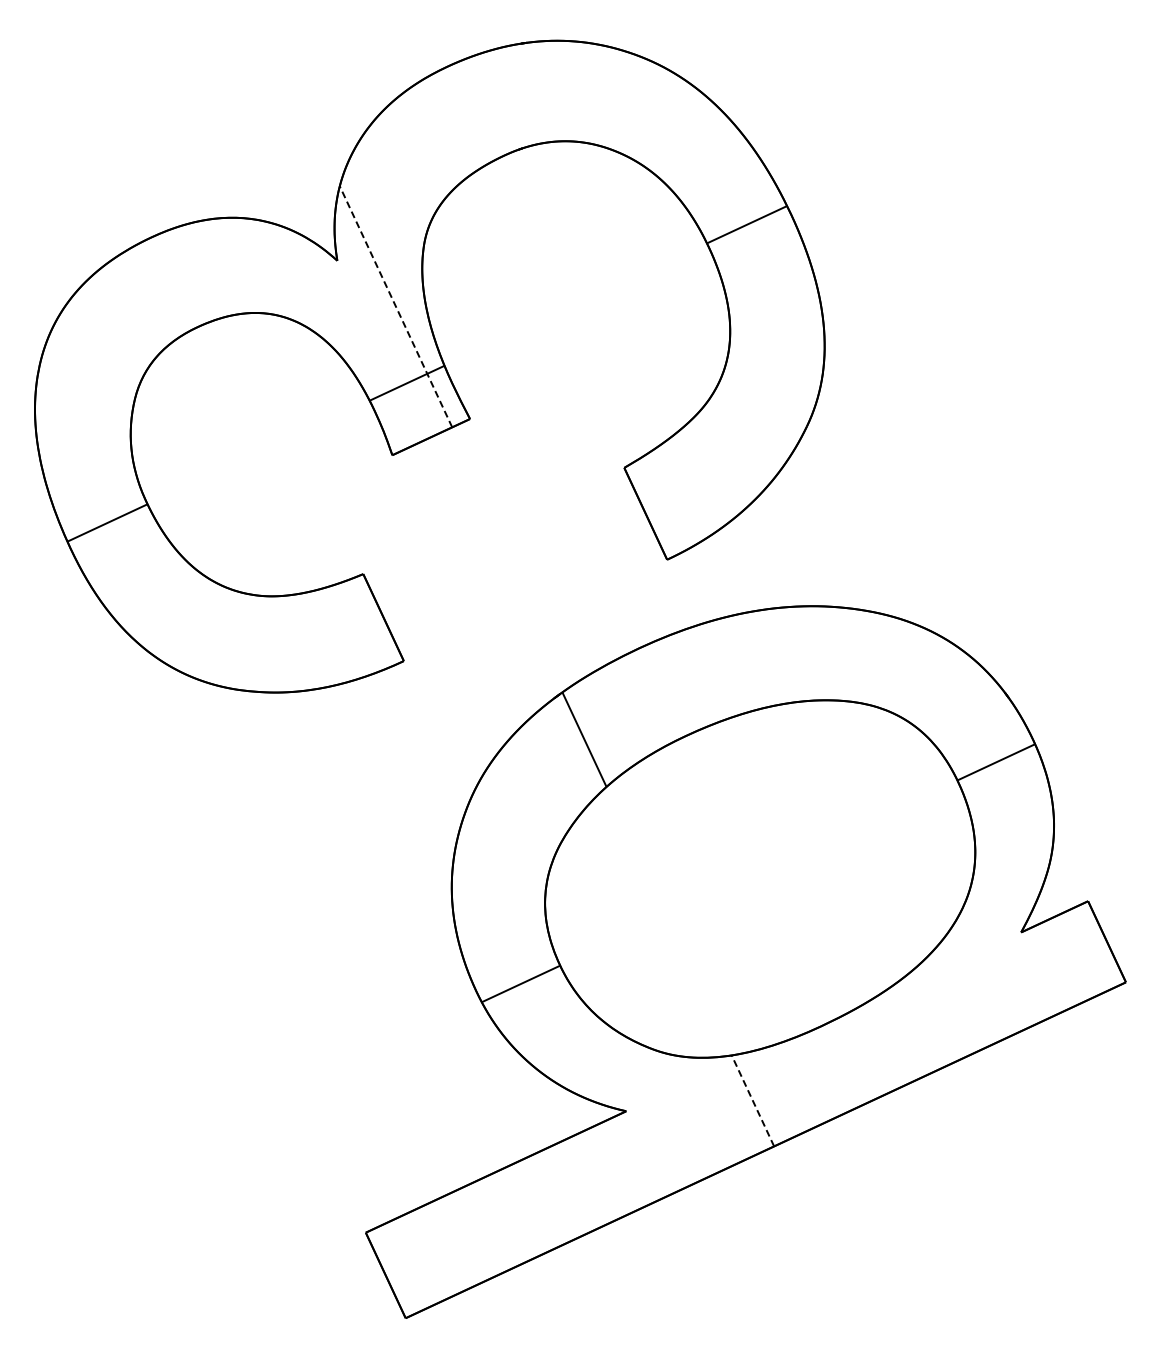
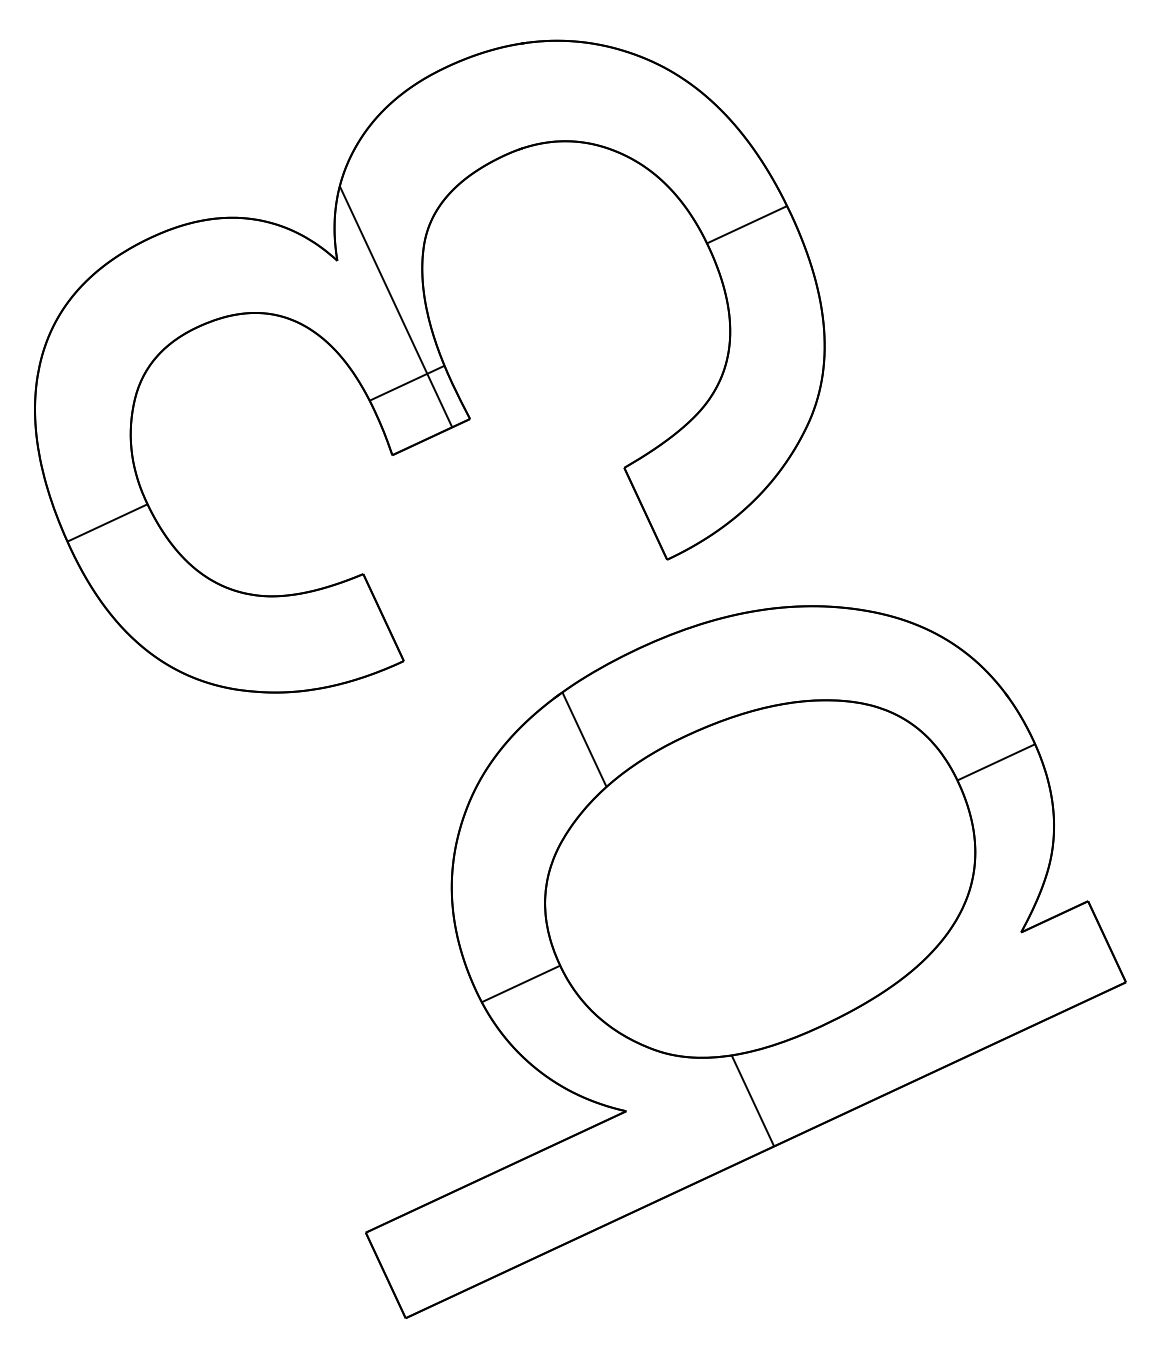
line: dashed -> solid (395, 306)
line: dashed -> solid (752, 1100)
